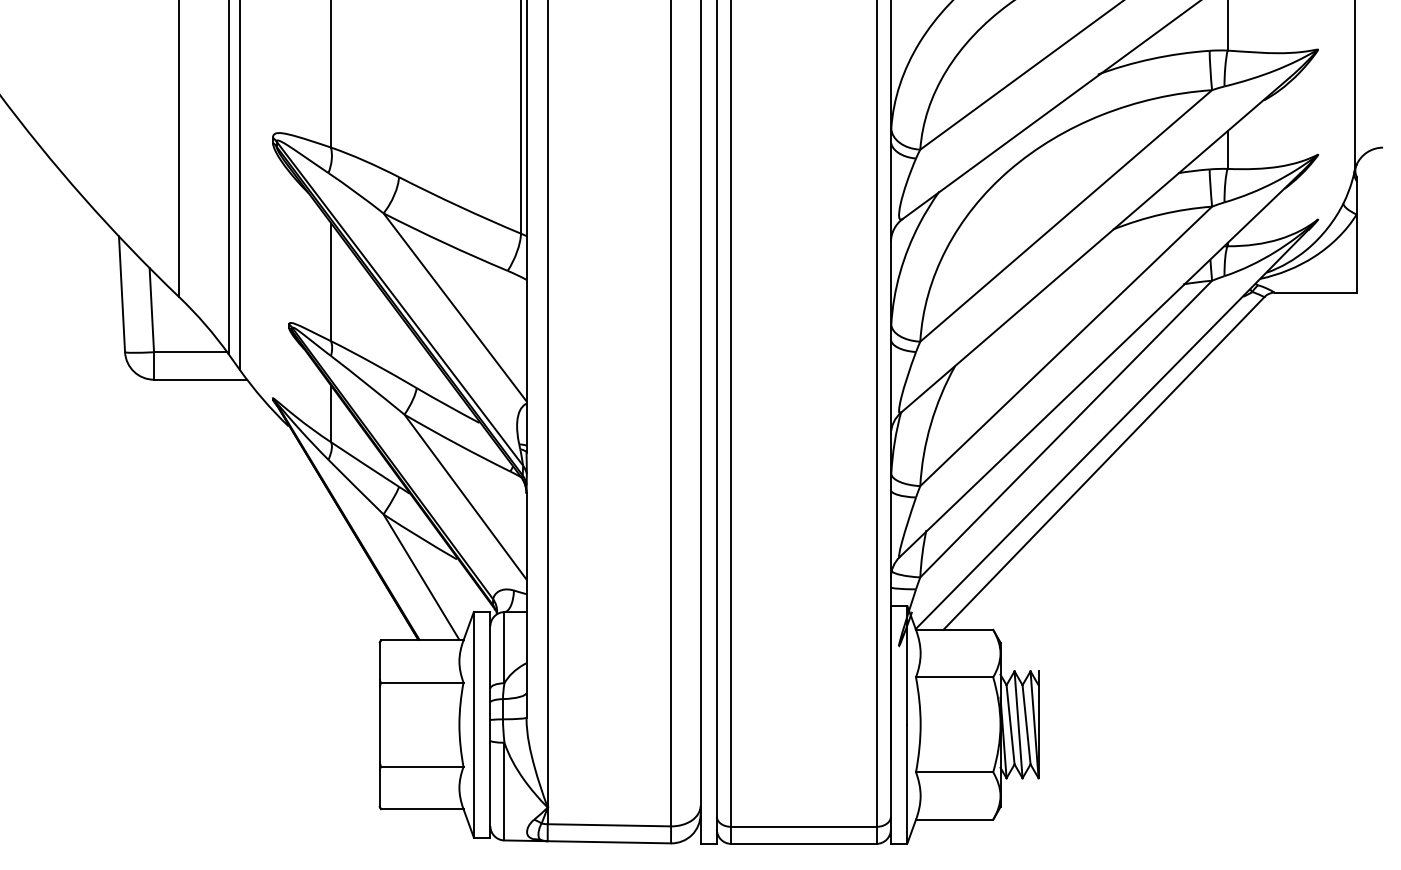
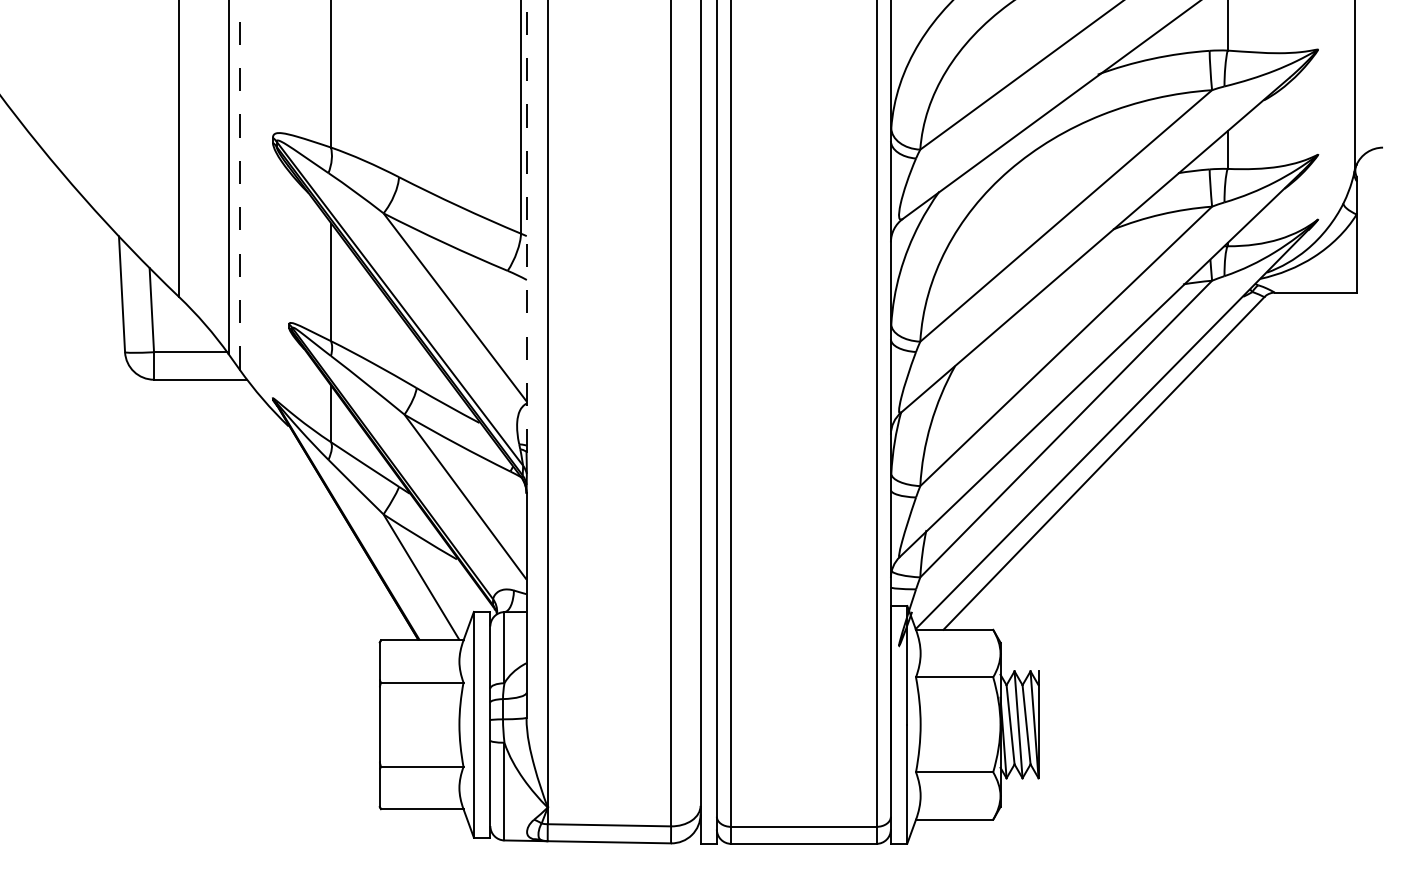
line: solid -> dashed (239, 184)
line: solid -> dashed (526, 226)
